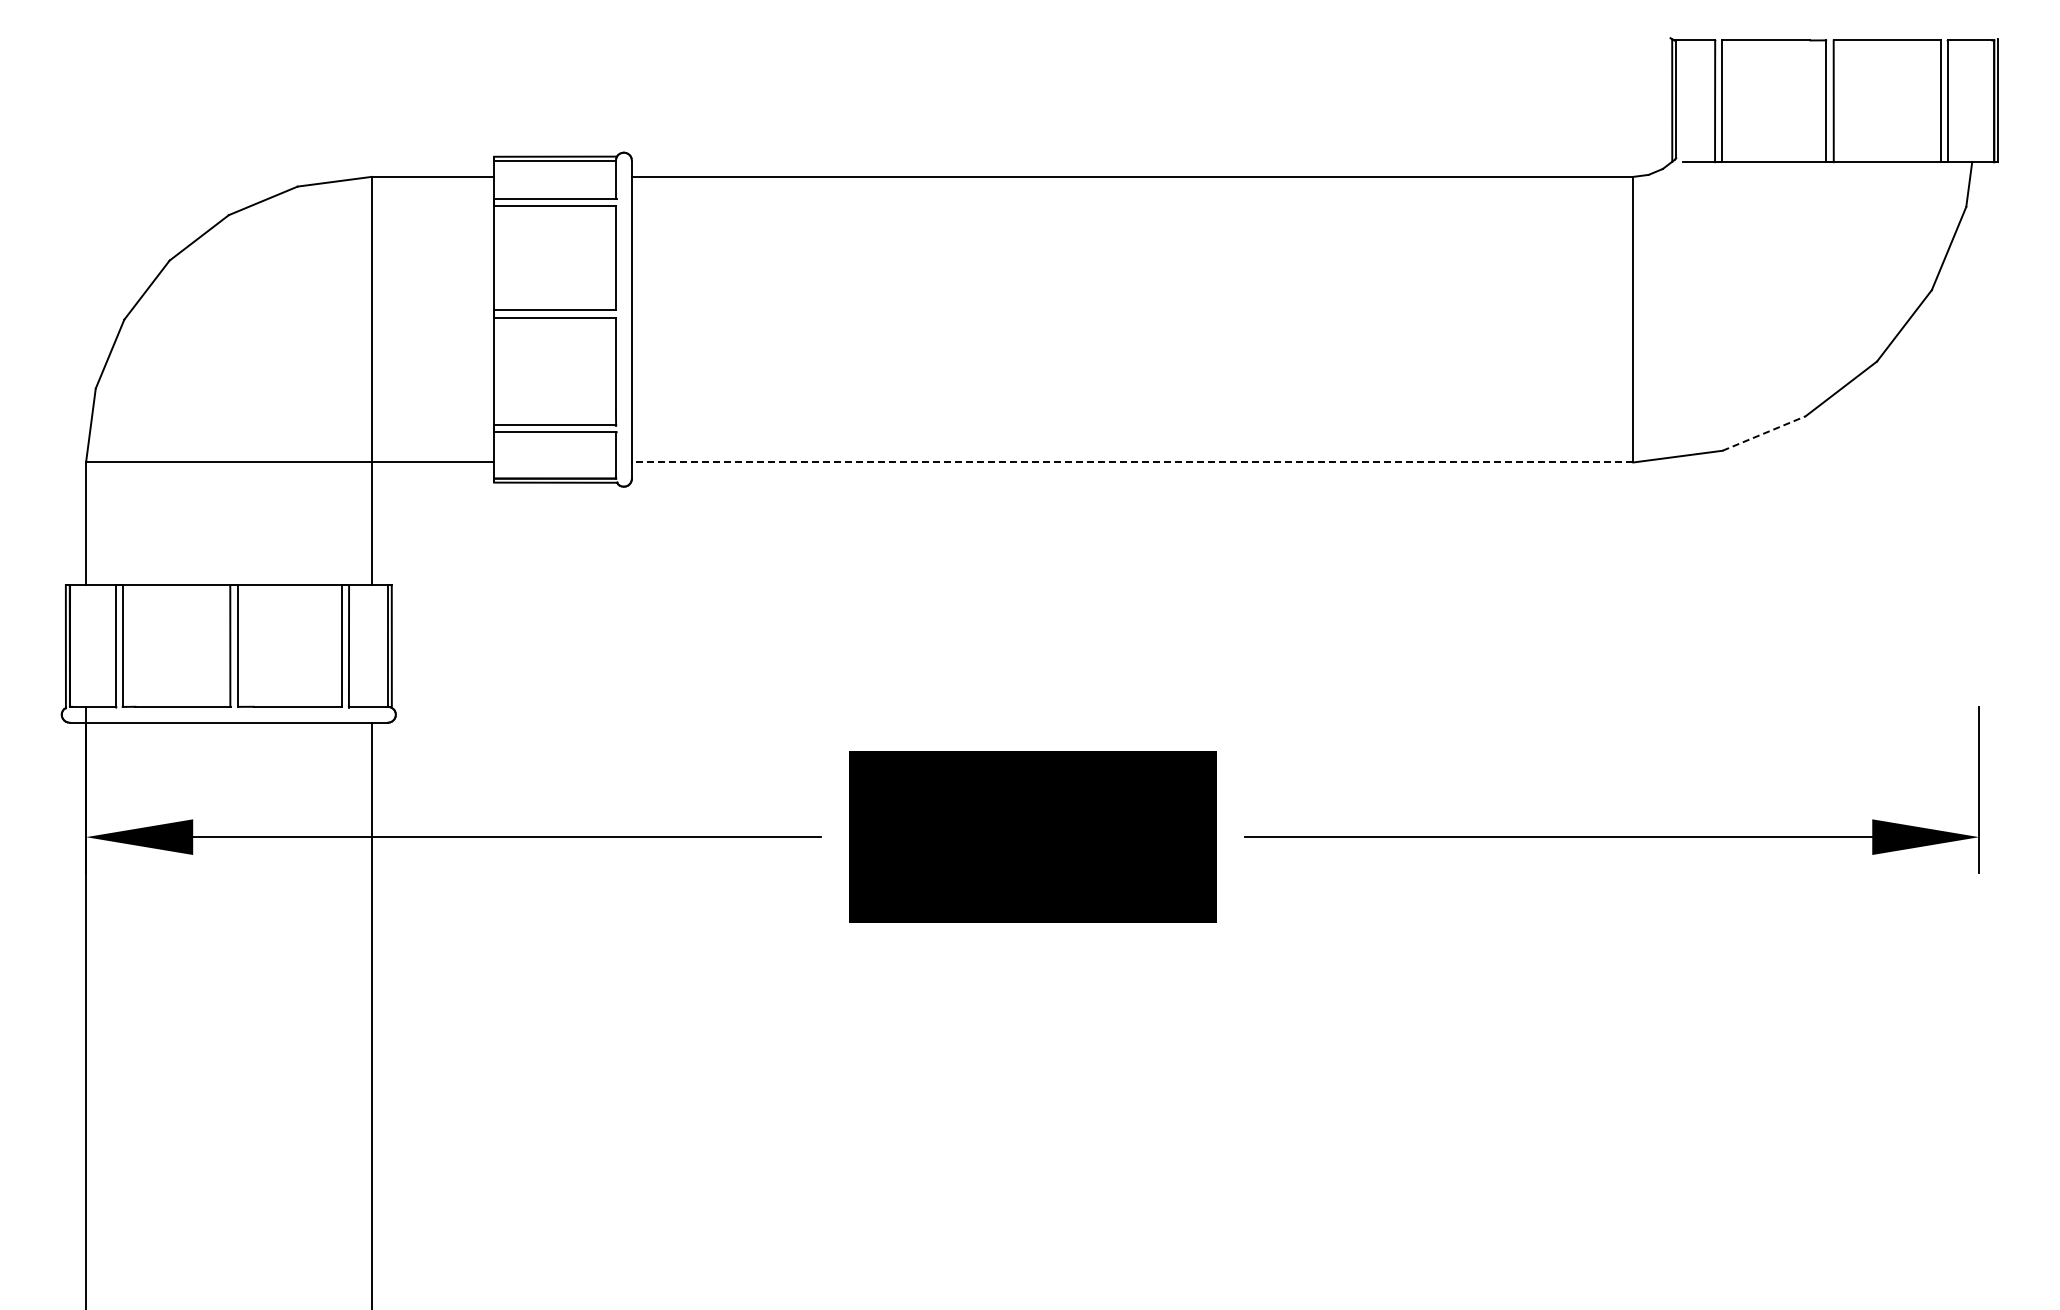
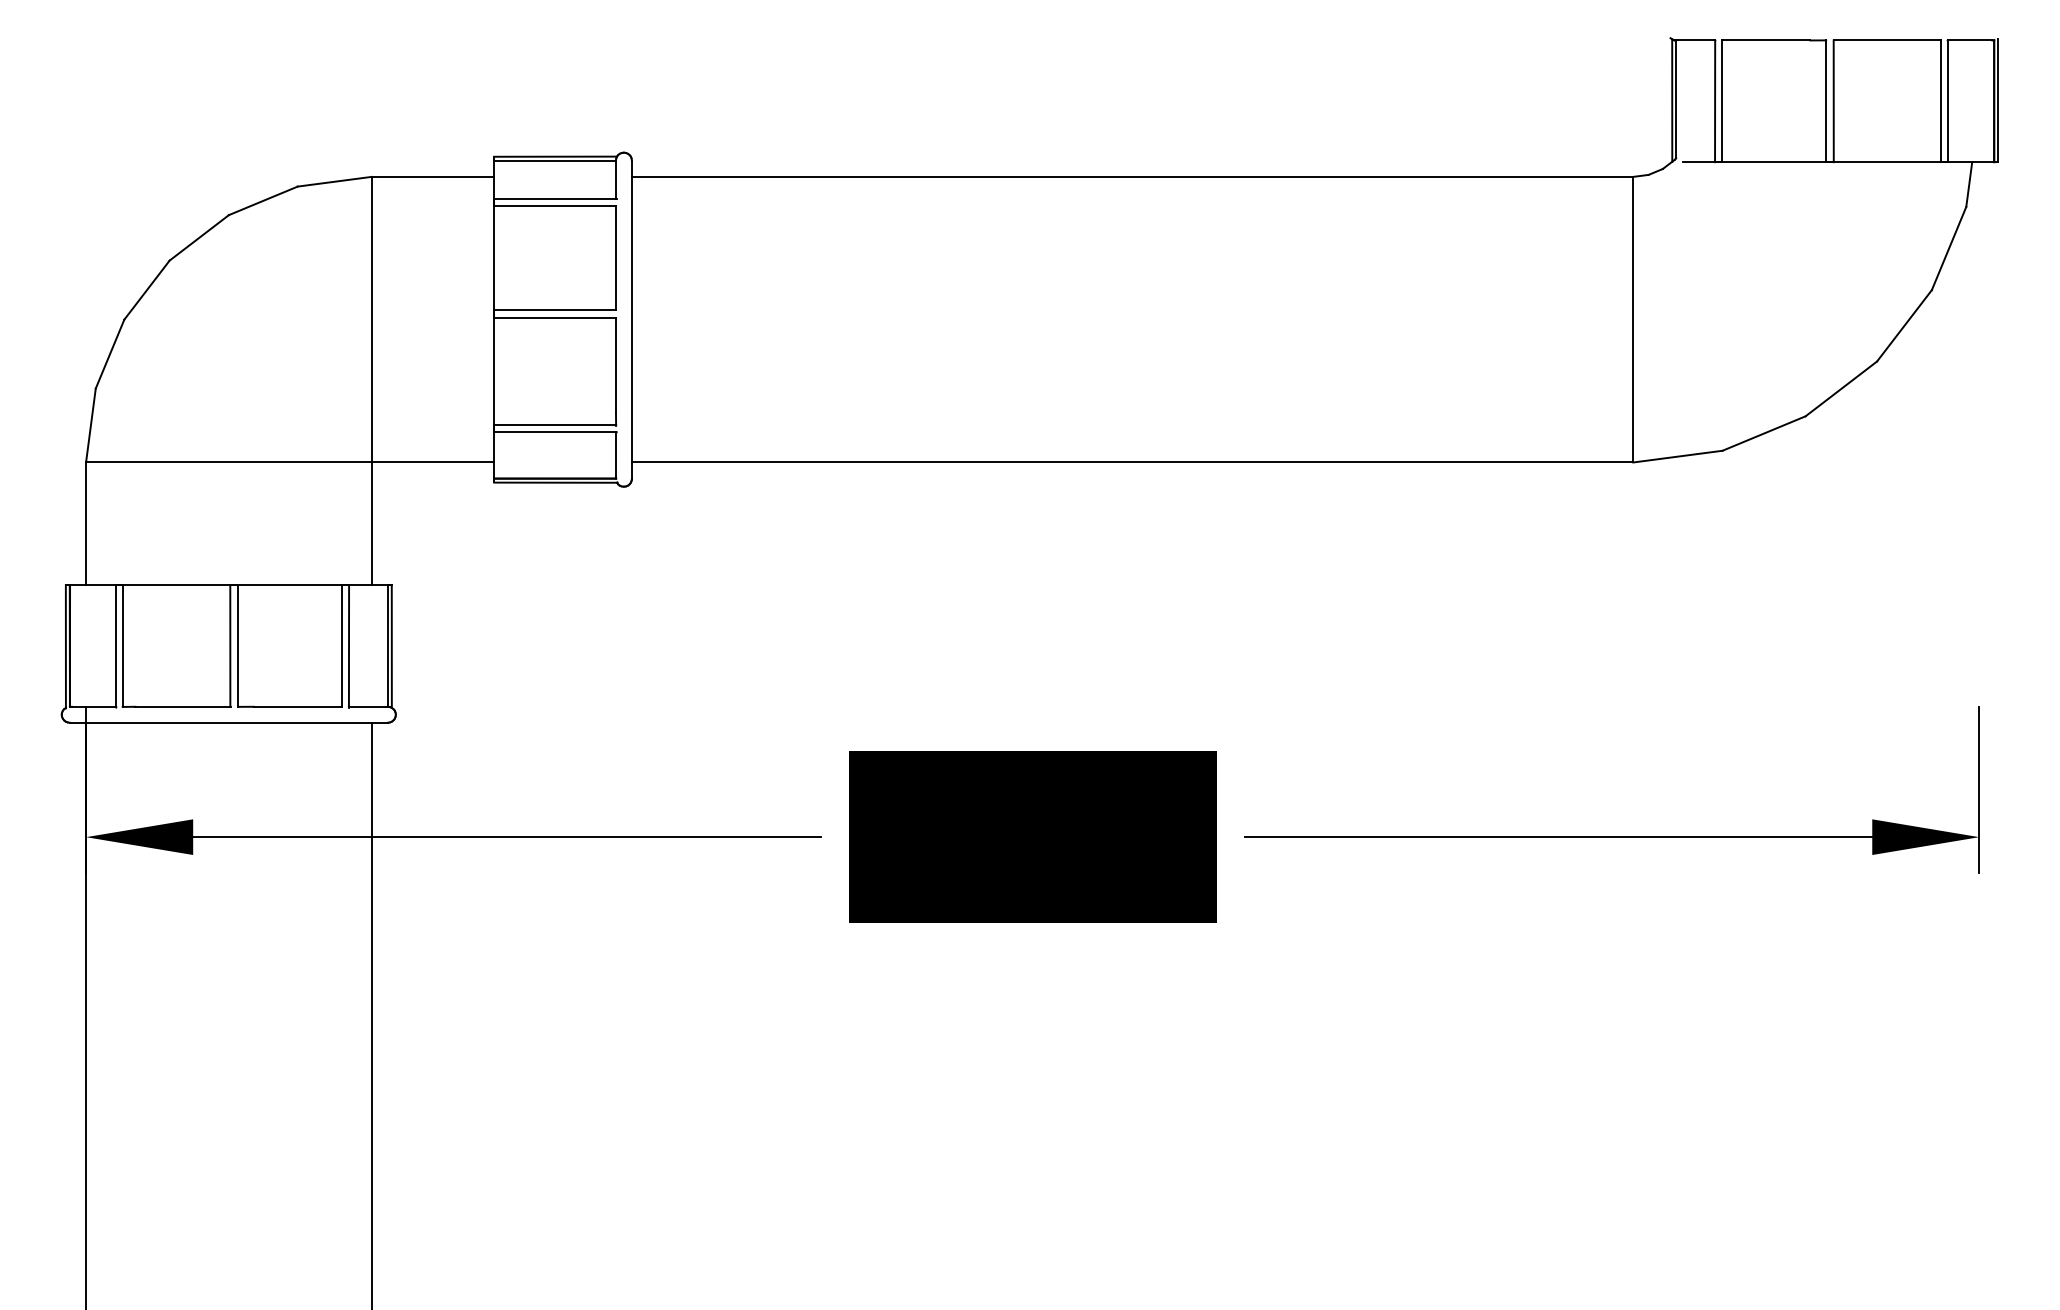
line: dashed -> solid (1764, 433)
line: dashed -> solid (1132, 462)
